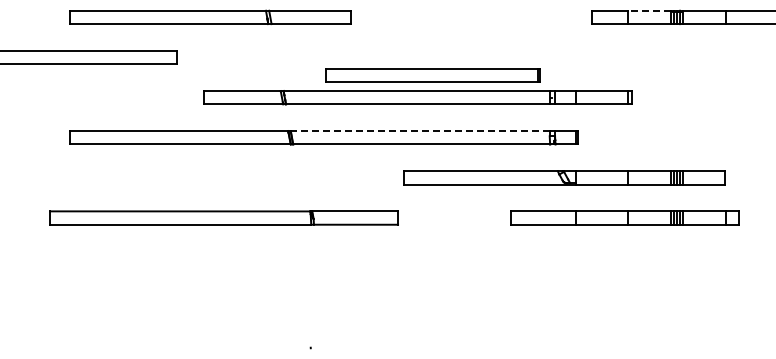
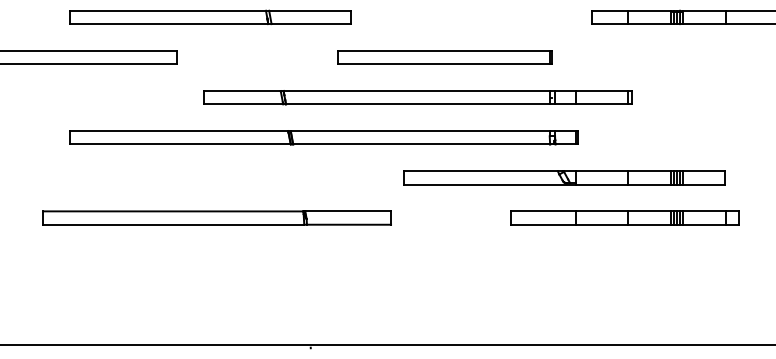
line: dashed -> solid (649, 10)
part position: (432, 75) -> (444, 57) (444, 57)
line: dashed -> solid (419, 131)
part position: (223, 217) -> (216, 217) (216, 217)
line: none -> present (387, 345)
